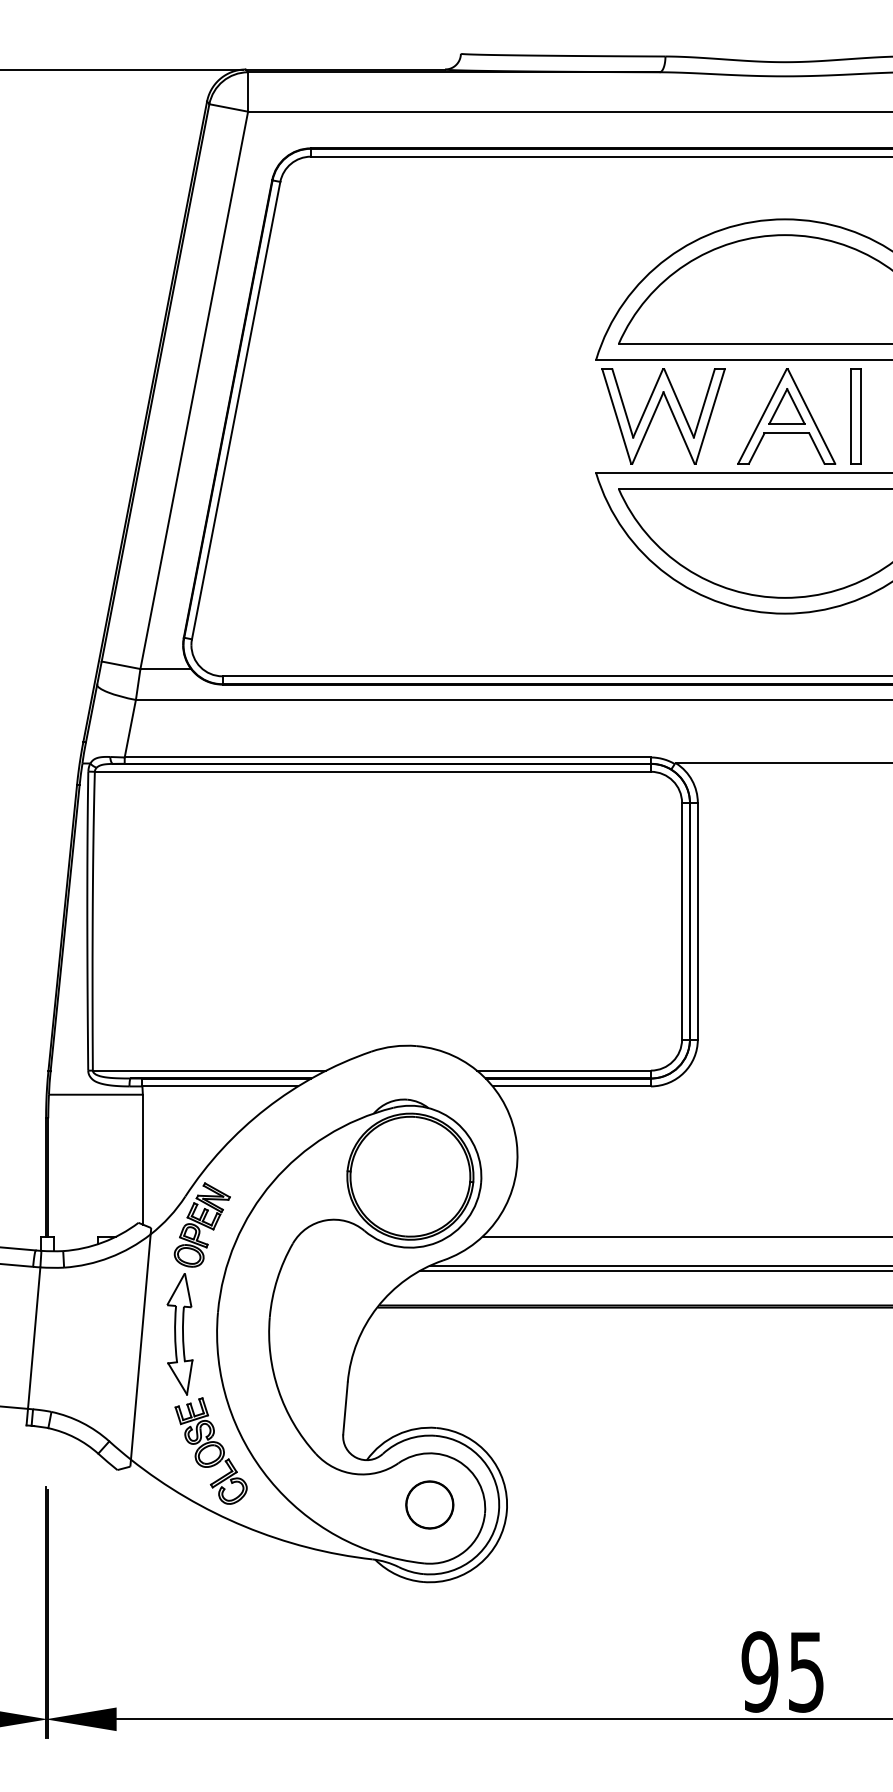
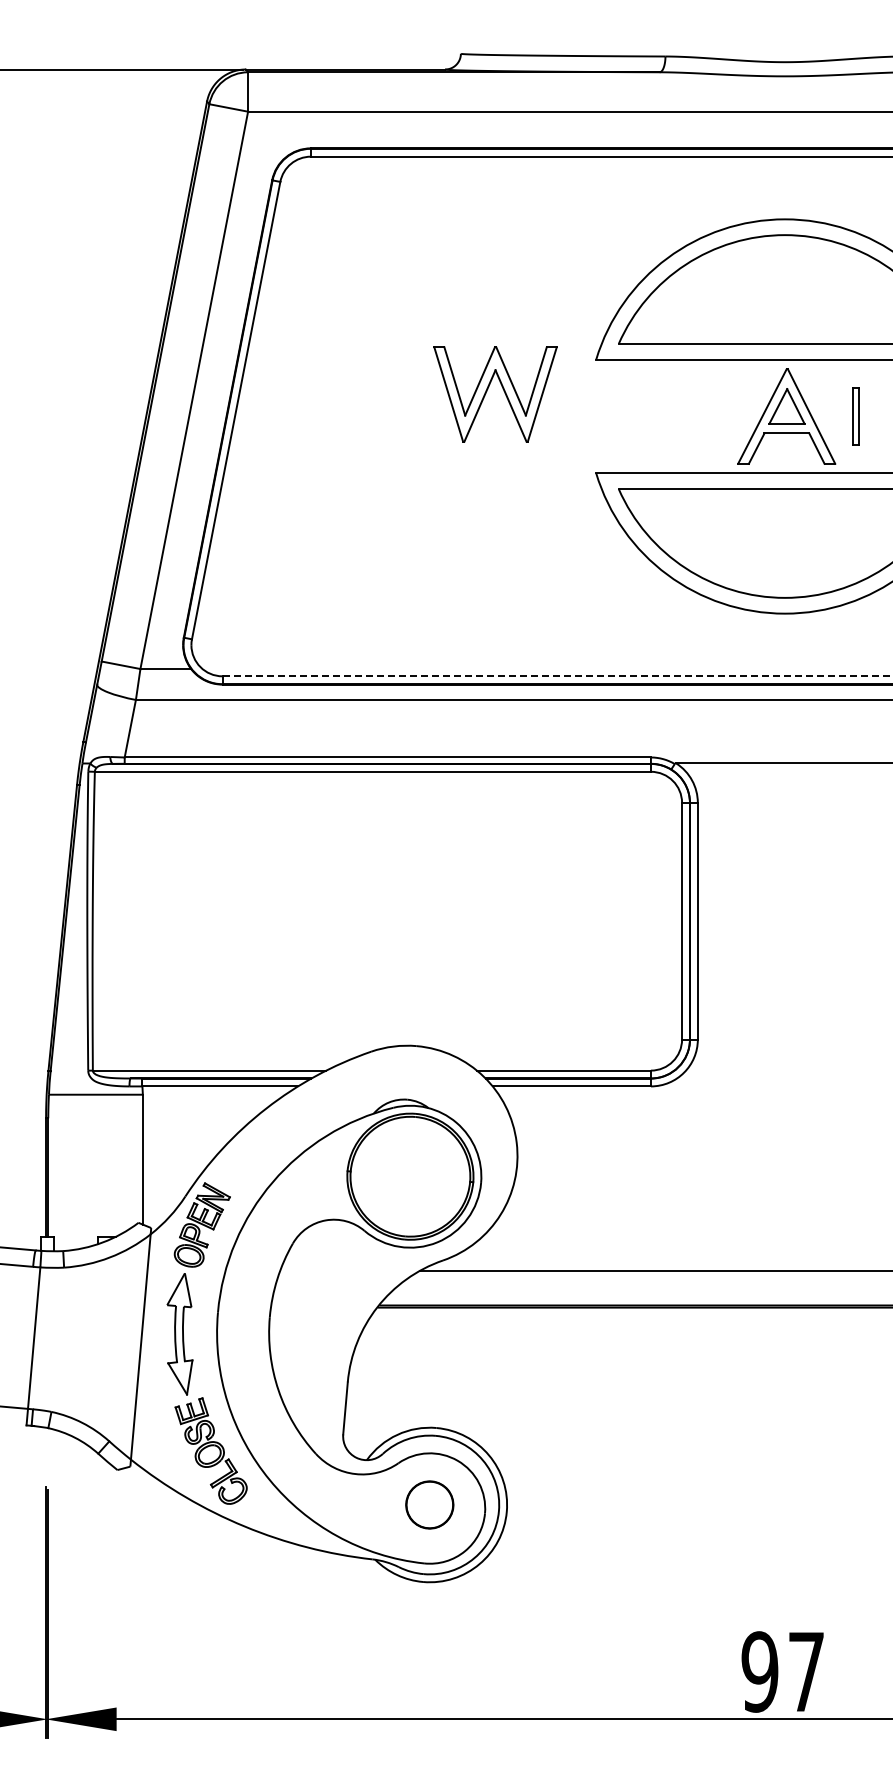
part position: (655, 413) -> (487, 391) (487, 391)
part size: 12x97 px -> 8x59 px (855, 416)
line: solid -> dashed (557, 676)
line: present -> none (685, 1236)
line: present -> none (659, 1265)
text: 95 -> 97 (806, 1672)
